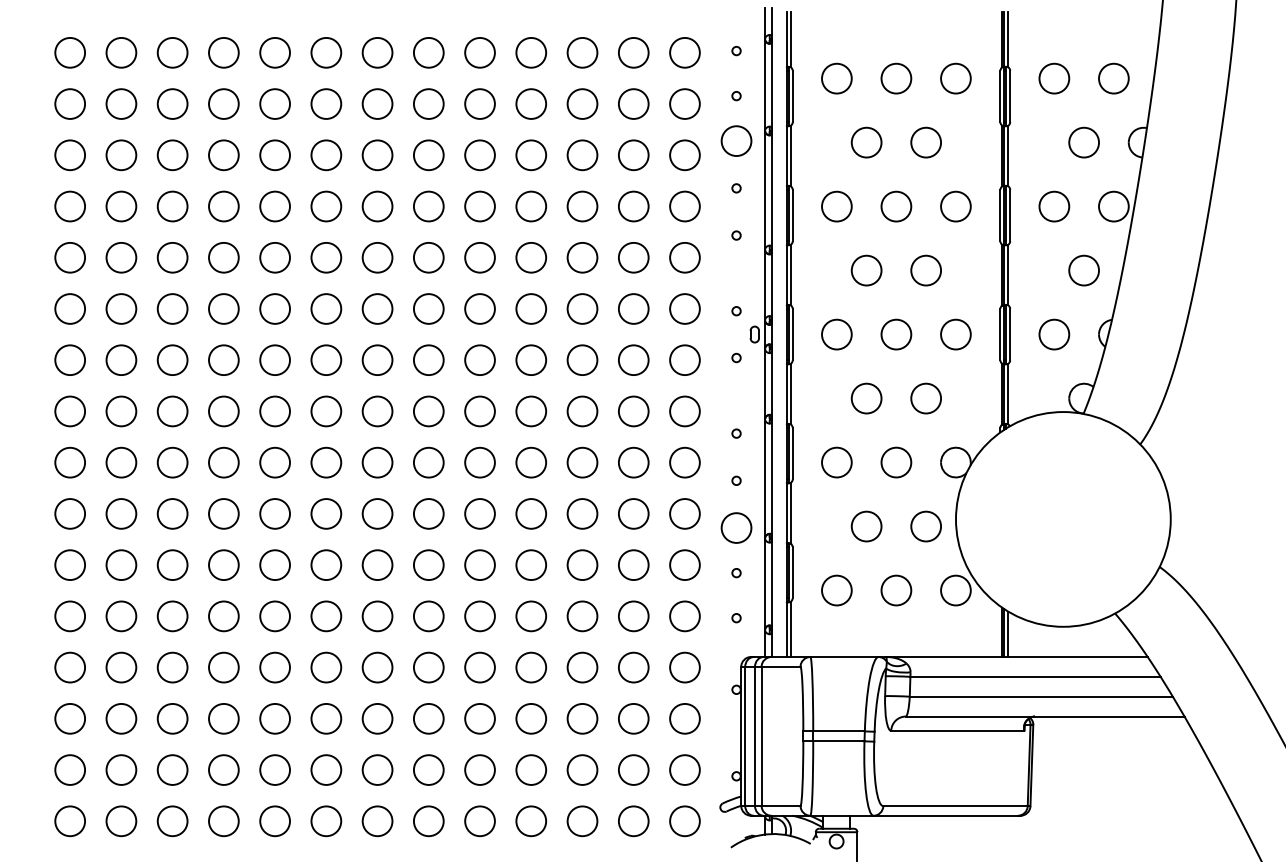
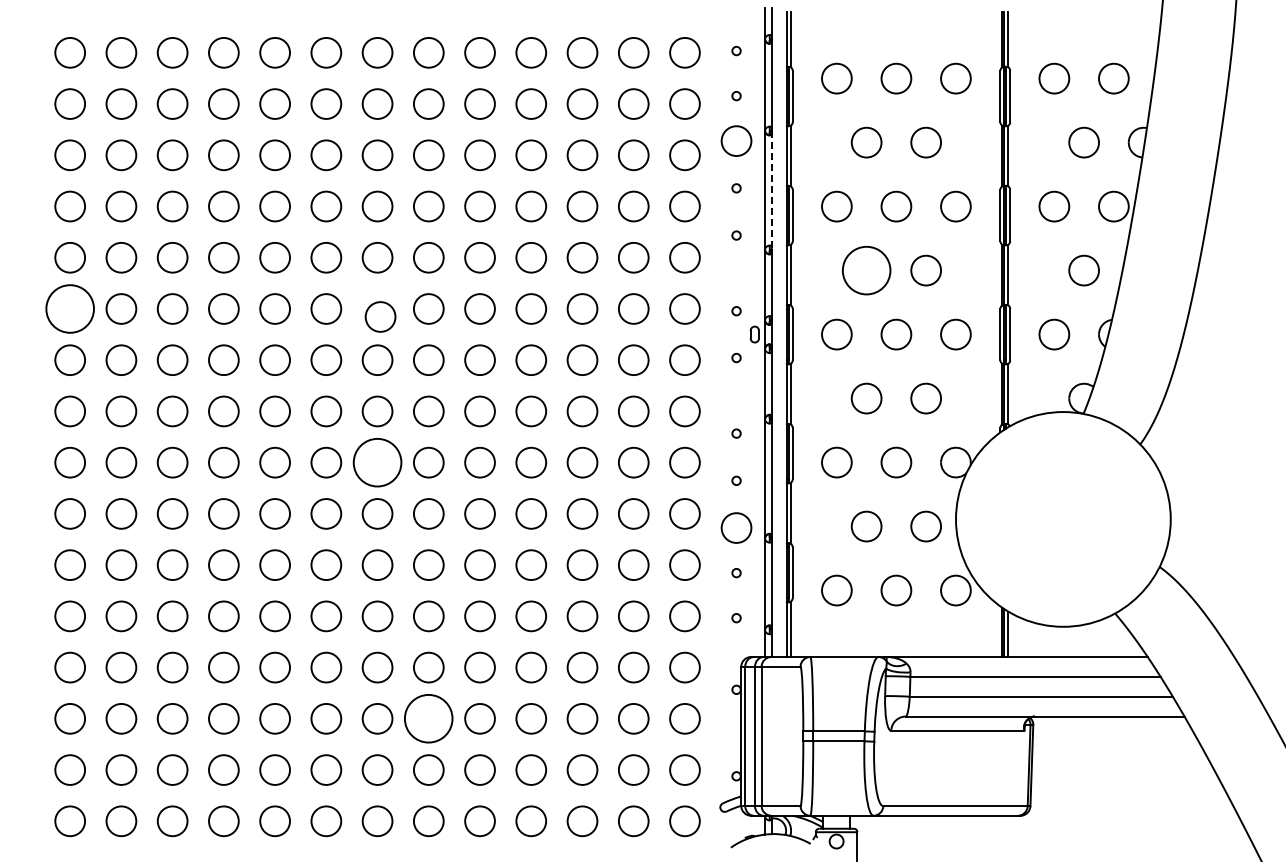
line: solid -> dashed (771, 191)
circle diameter: 30 px -> 48 px (866, 270)
circle diameter: 30 px -> 48 px (70, 308)
circle position: (377, 308) -> (380, 316) (380, 316)
circle diameter: 30 px -> 48 px (377, 462)
circle size: 32x32 px -> 50x50 px (428, 718)
